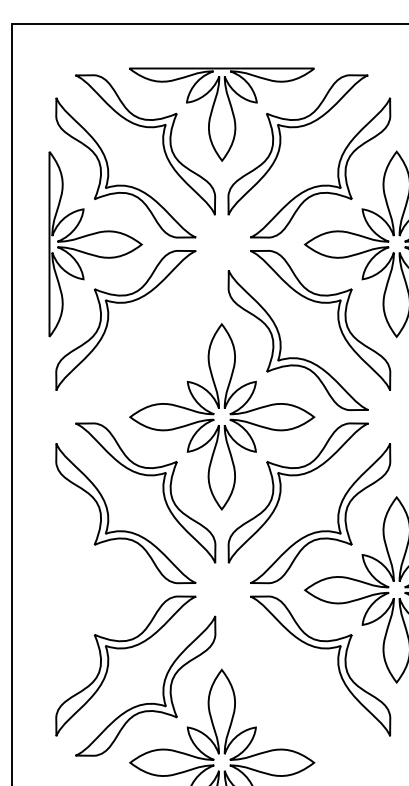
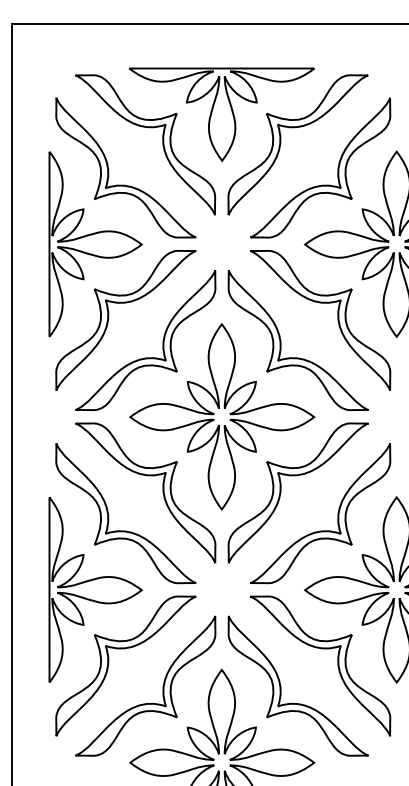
part: none -> present (162, 340)
part: none -> present (95, 589)
part: none -> present (281, 685)
